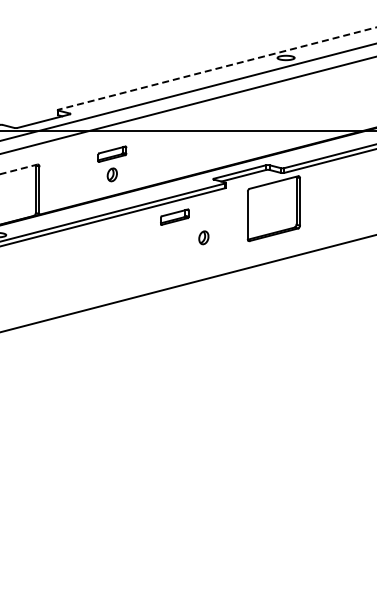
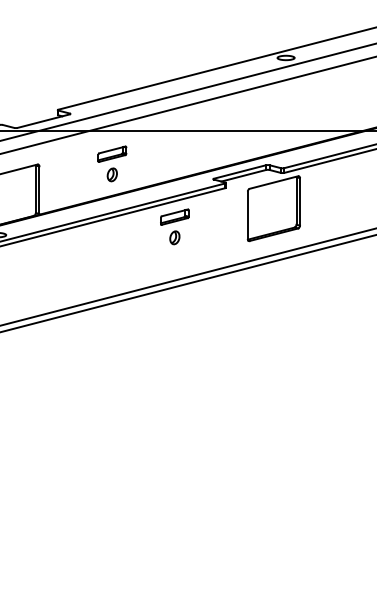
line: dashed -> solid (216, 68)
line: dashed -> solid (19, 169)
part position: (203, 237) -> (174, 237) (174, 237)
line: none -> present (187, 277)
